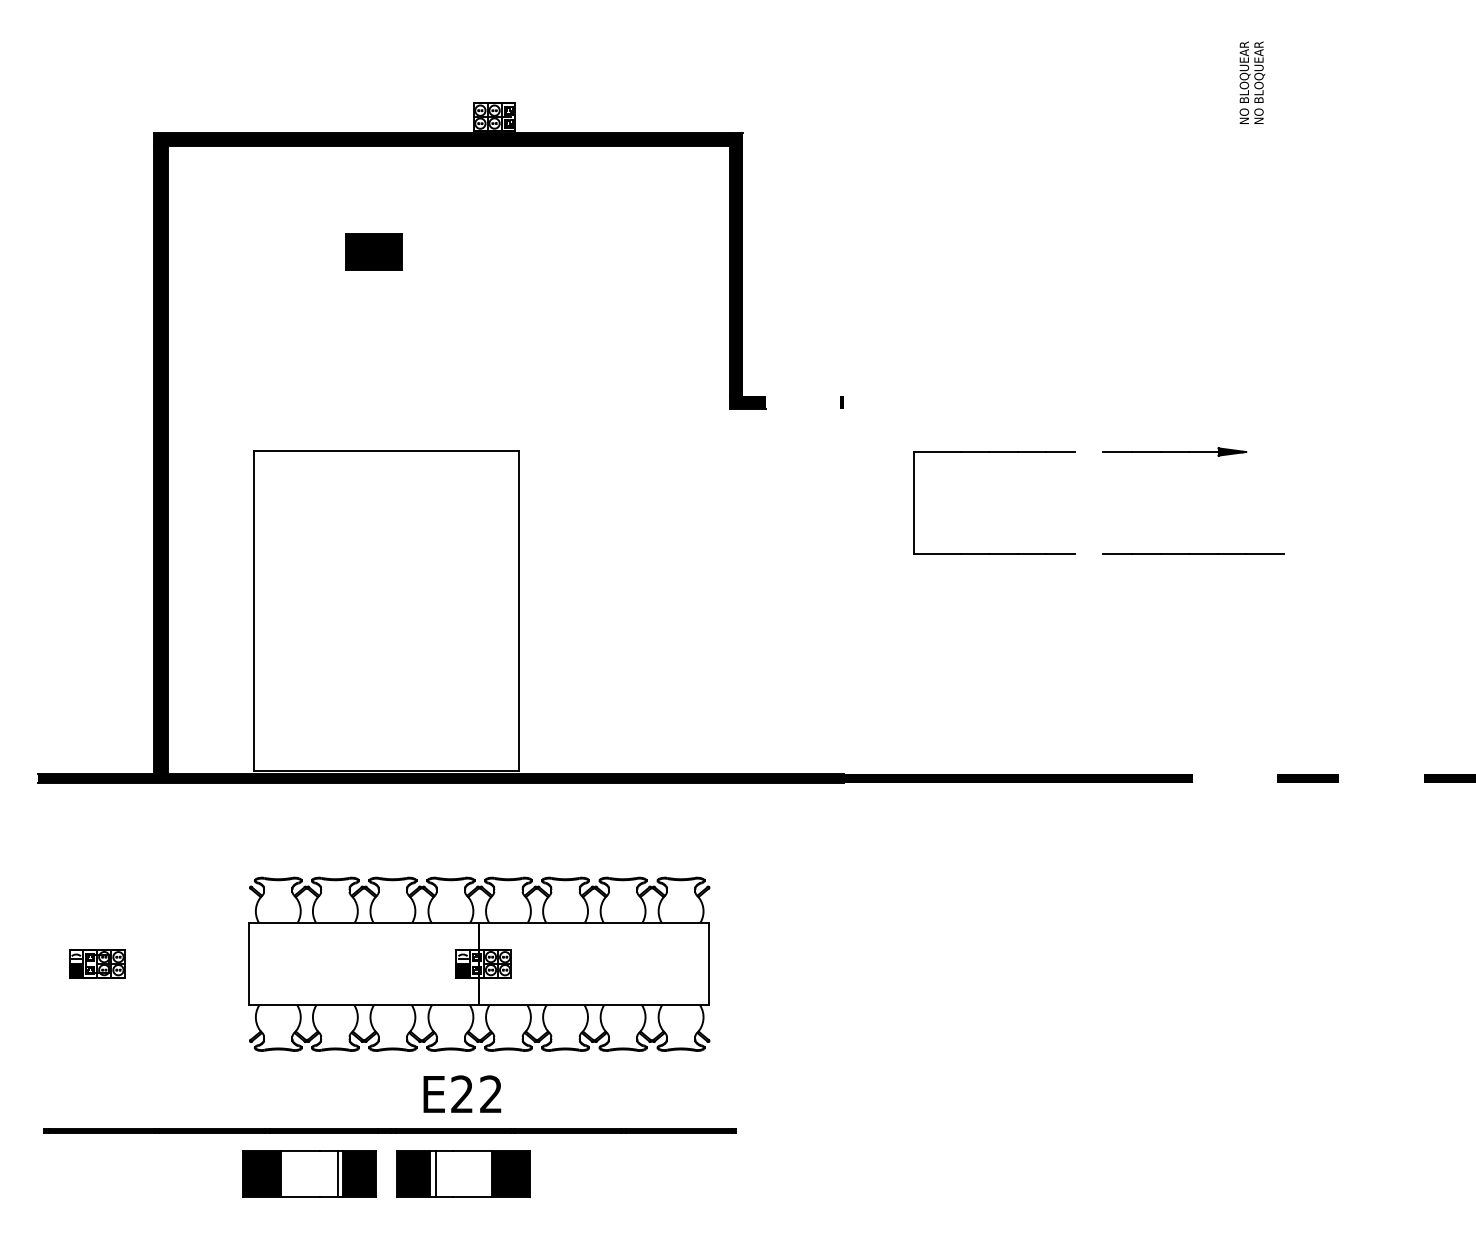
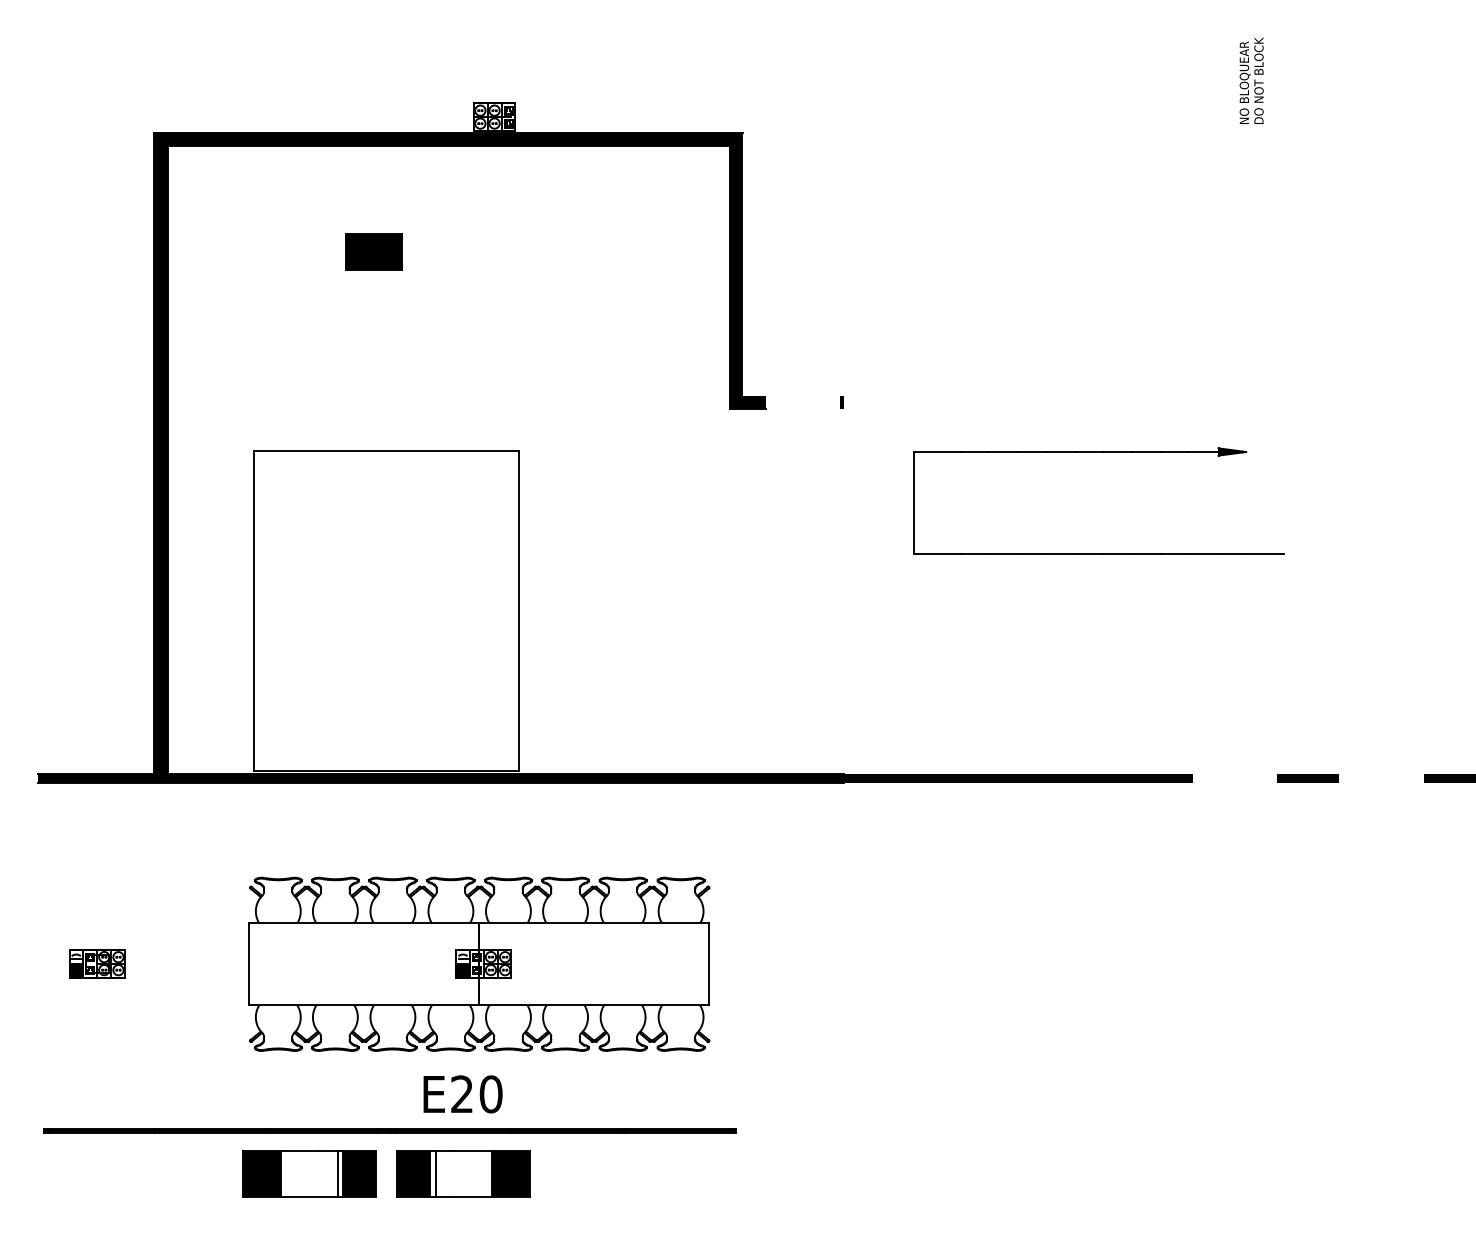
text: NO BLOQUEAR -> DO NOT BLOCK (1259, 79)
line: none -> present (1088, 452)
line: none -> present (1088, 554)
text: E22 -> E20 (490, 1094)
